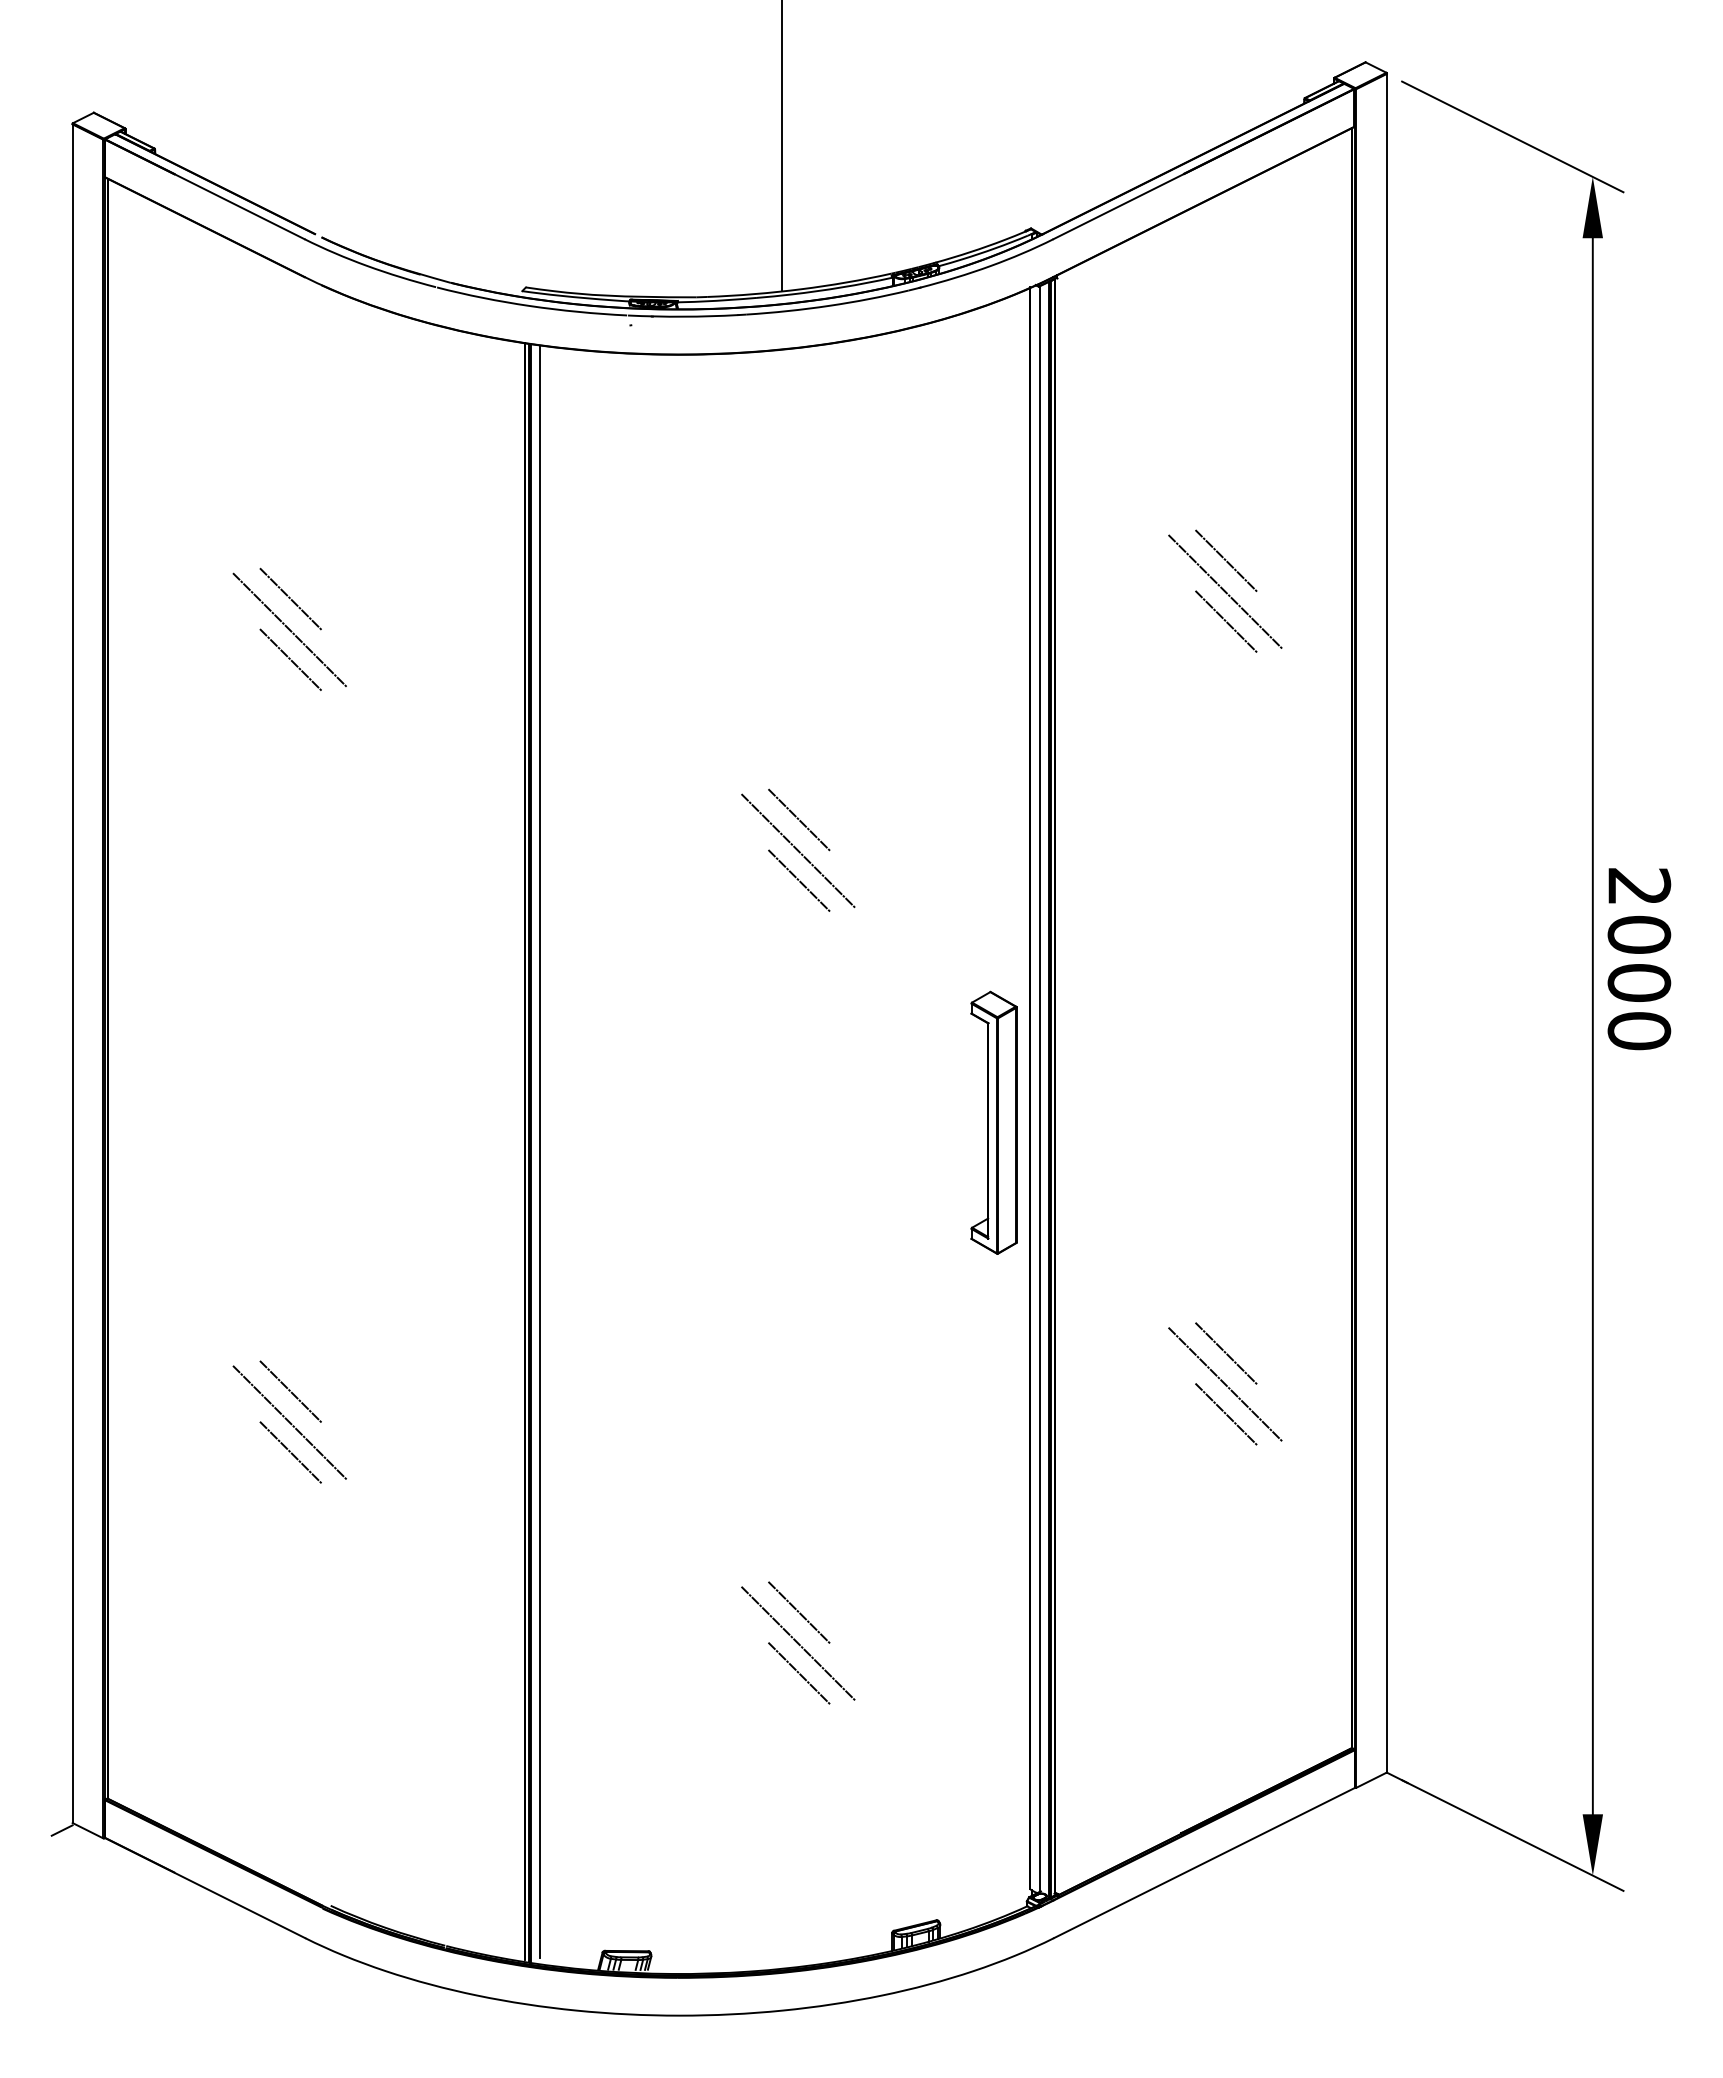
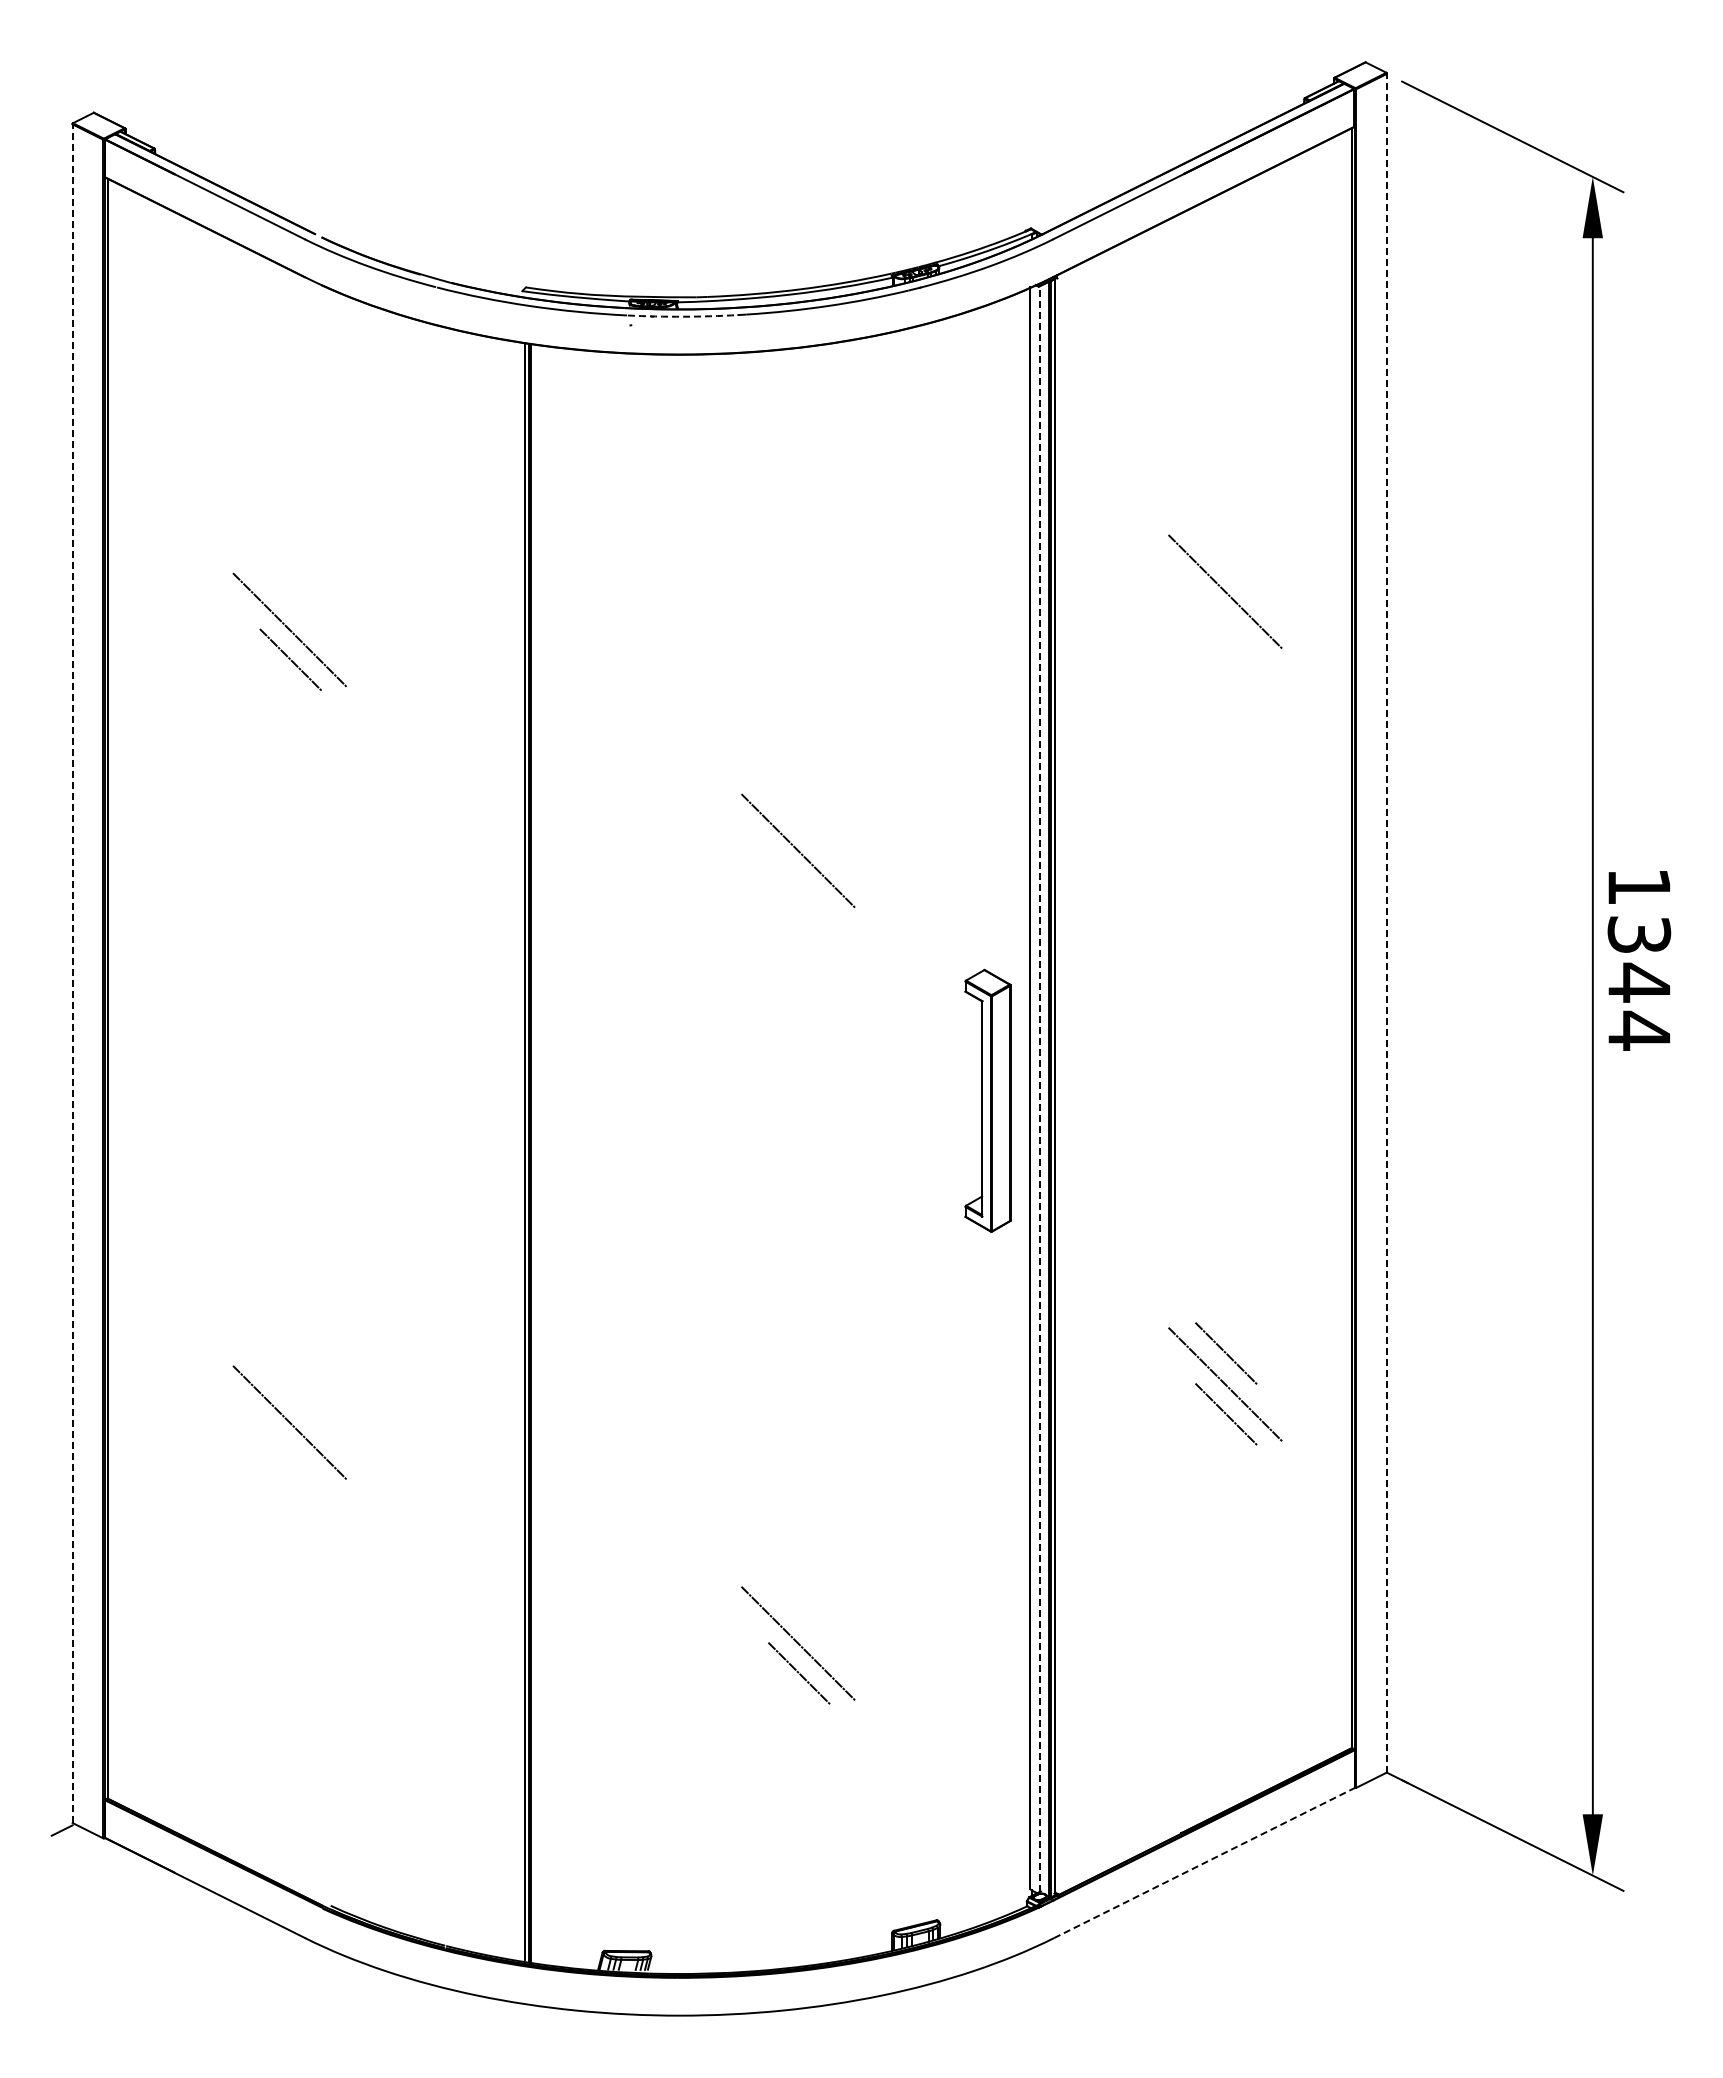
line: present -> none (782, 146)
arc: solid -> dashed (683, 316)
line: present -> none (1226, 560)
line: present -> none (290, 598)
line: present -> none (1226, 621)
line: present -> none (799, 820)
line: present -> none (799, 880)
line: solid -> dashed (1386, 922)
text: 2000 -> 1344 (1639, 959)
line: solid -> dashed (72, 973)
line: solid -> dashed (1039, 1089)
part position: (993, 1122) -> (987, 1100) (987, 1100)
line: present -> none (540, 1151)
line: present -> none (290, 1391)
line: present -> none (290, 1452)
line: present -> none (799, 1611)
line: solid -> dashed (1204, 1862)
